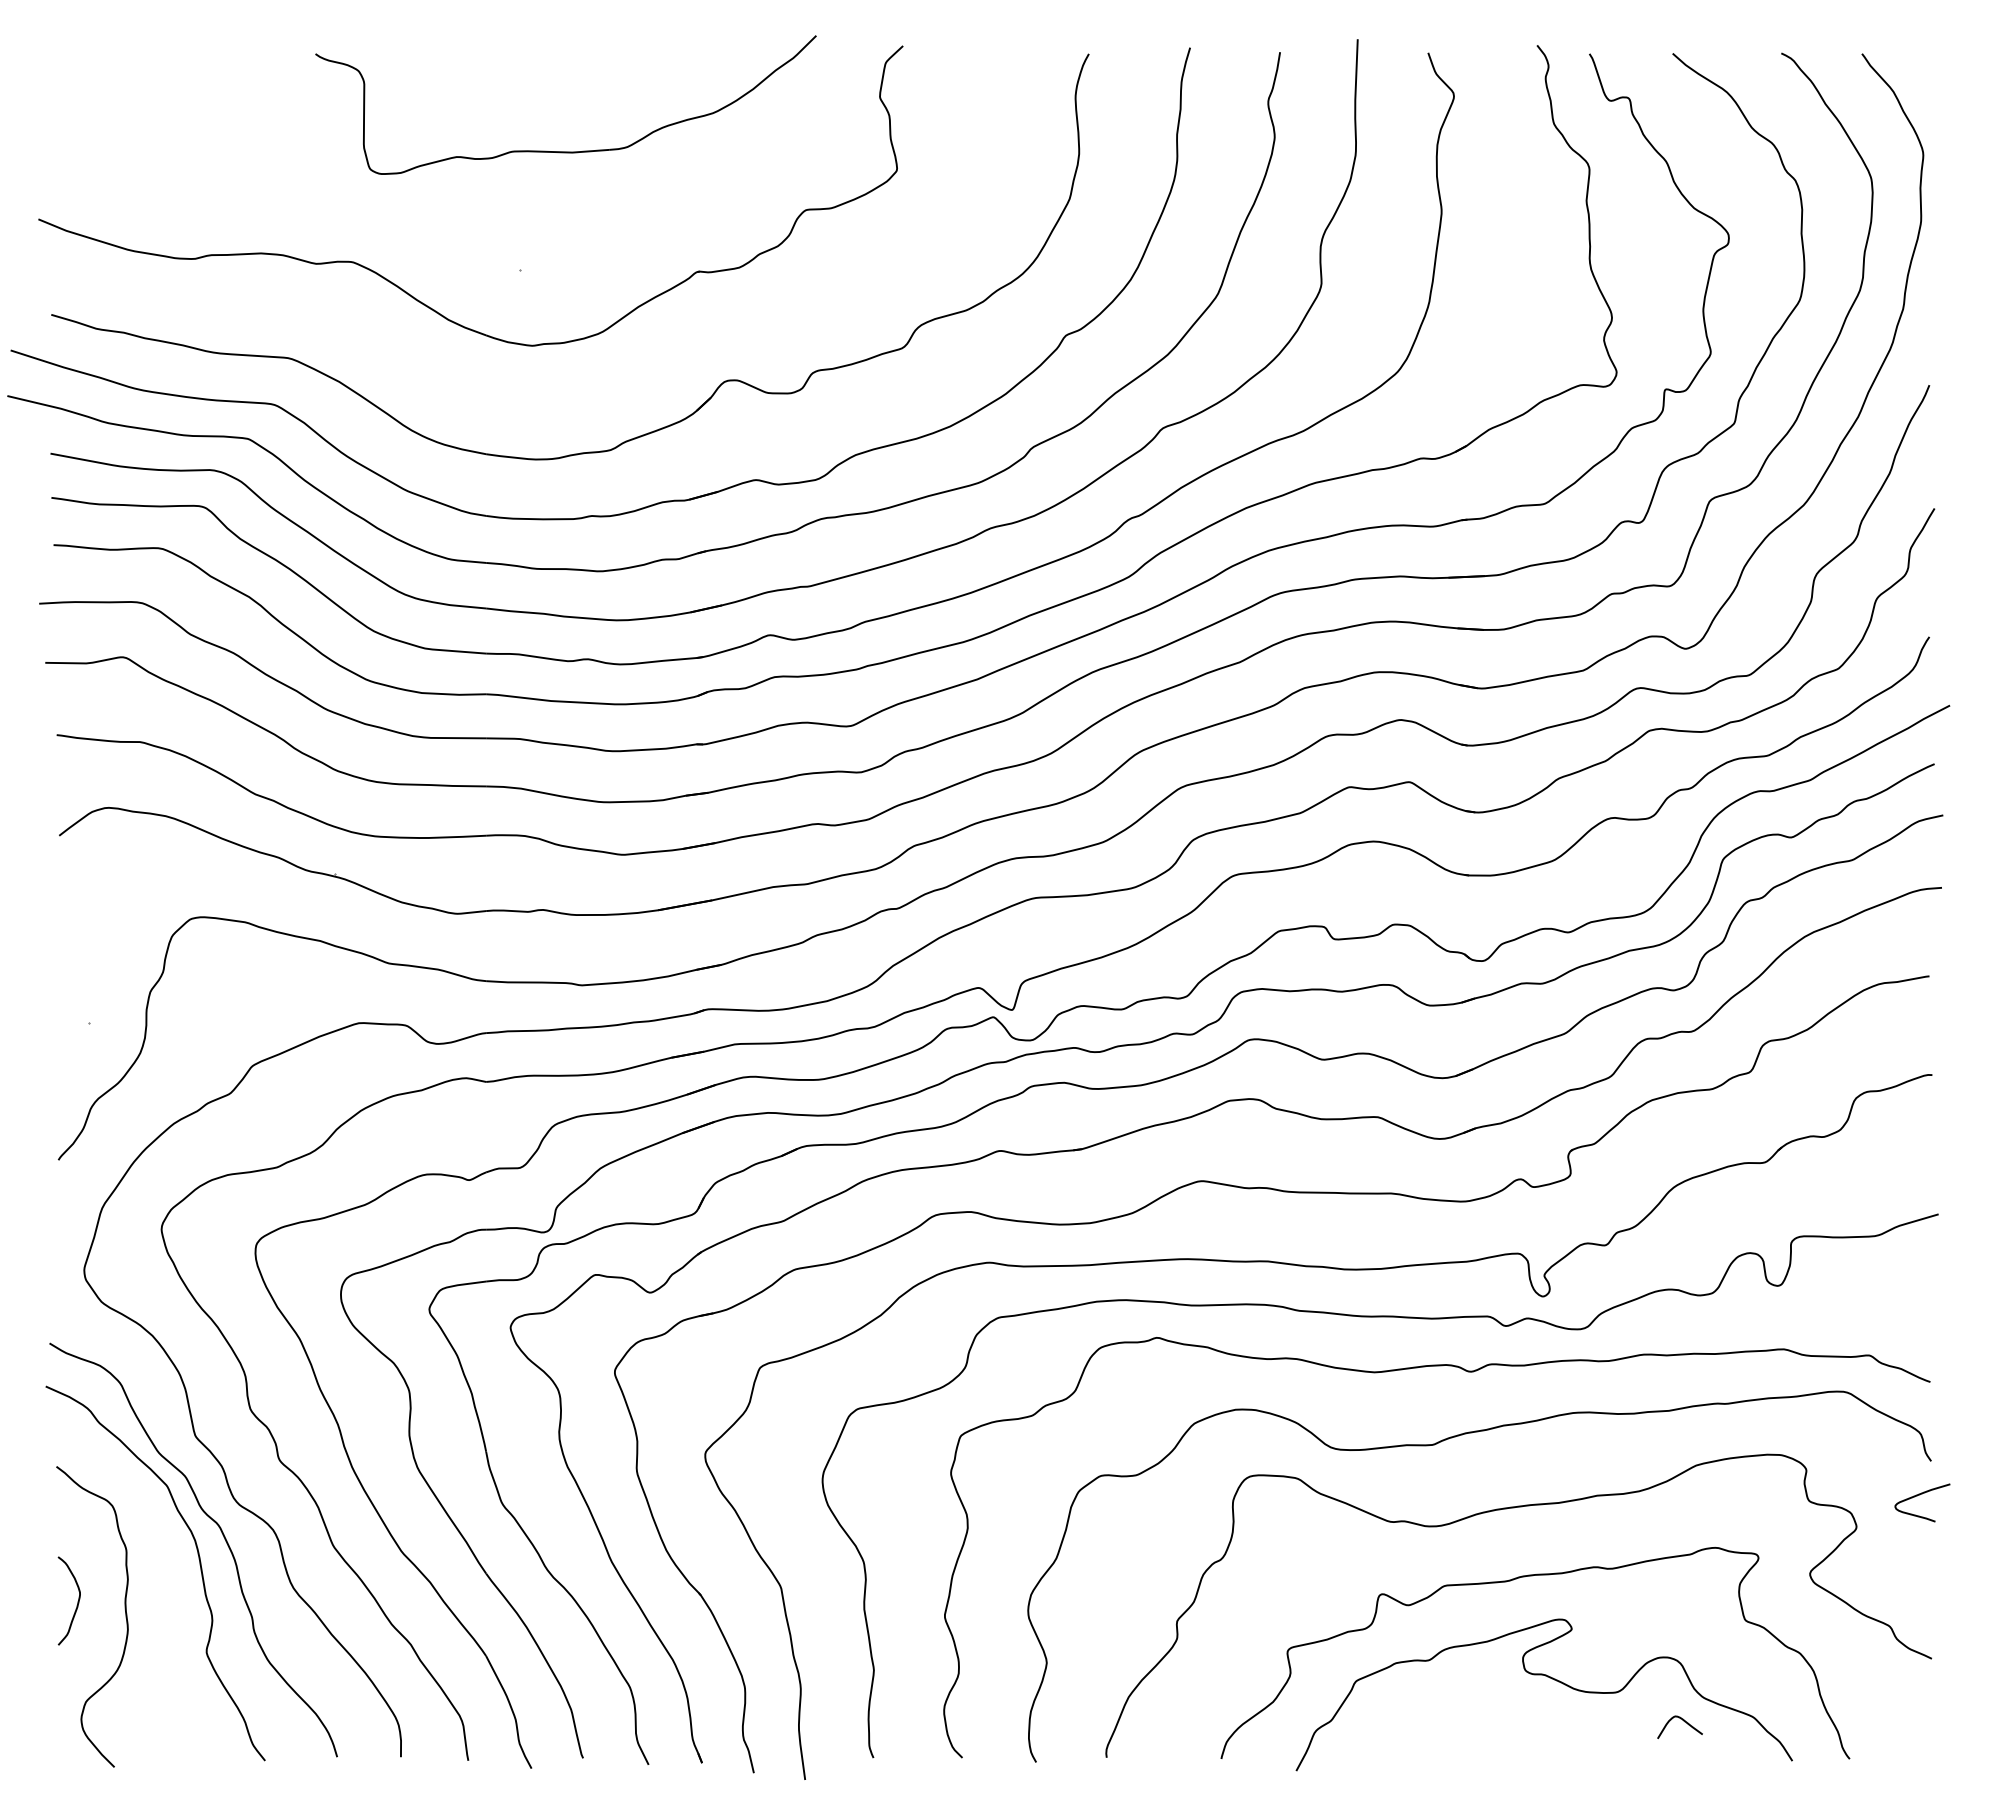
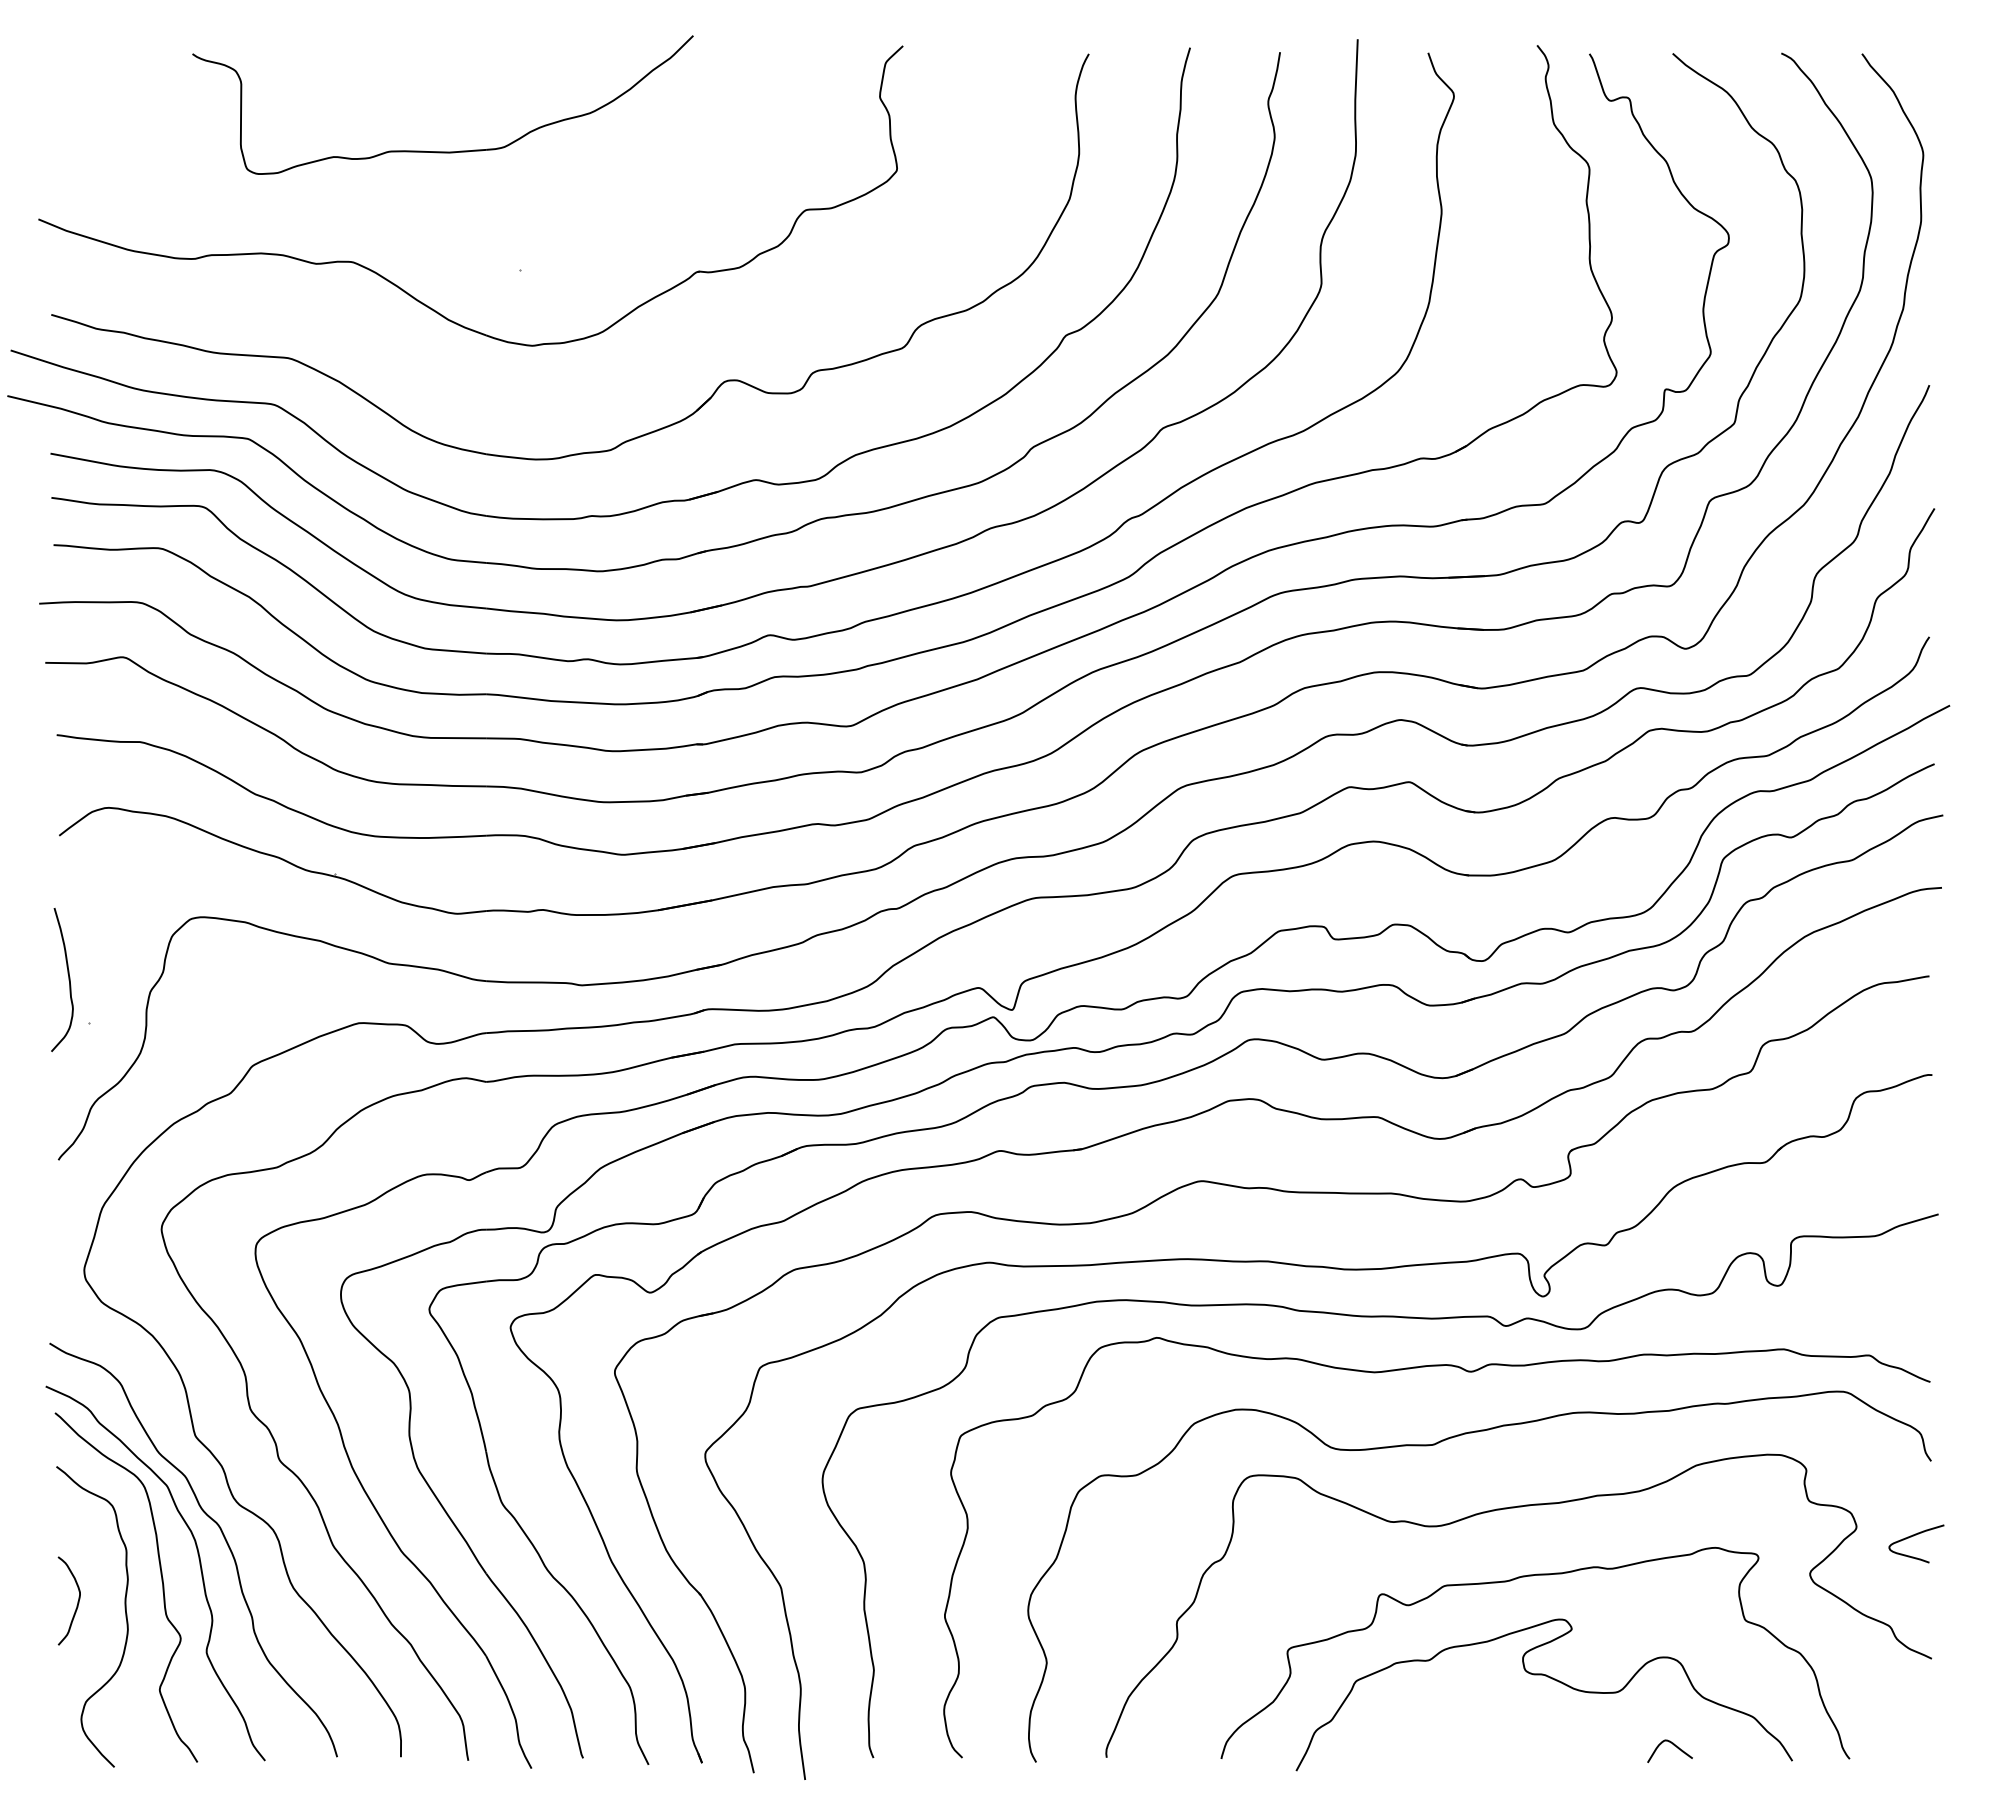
part position: (565, 151) -> (442, 151) (442, 151)
curve: none -> present (68, 979)
curve position: (1919, 1495) -> (1913, 1536) (1913, 1536)
curve: none -> present (161, 1581)
curve position: (1683, 1721) -> (1673, 1745) (1673, 1745)
